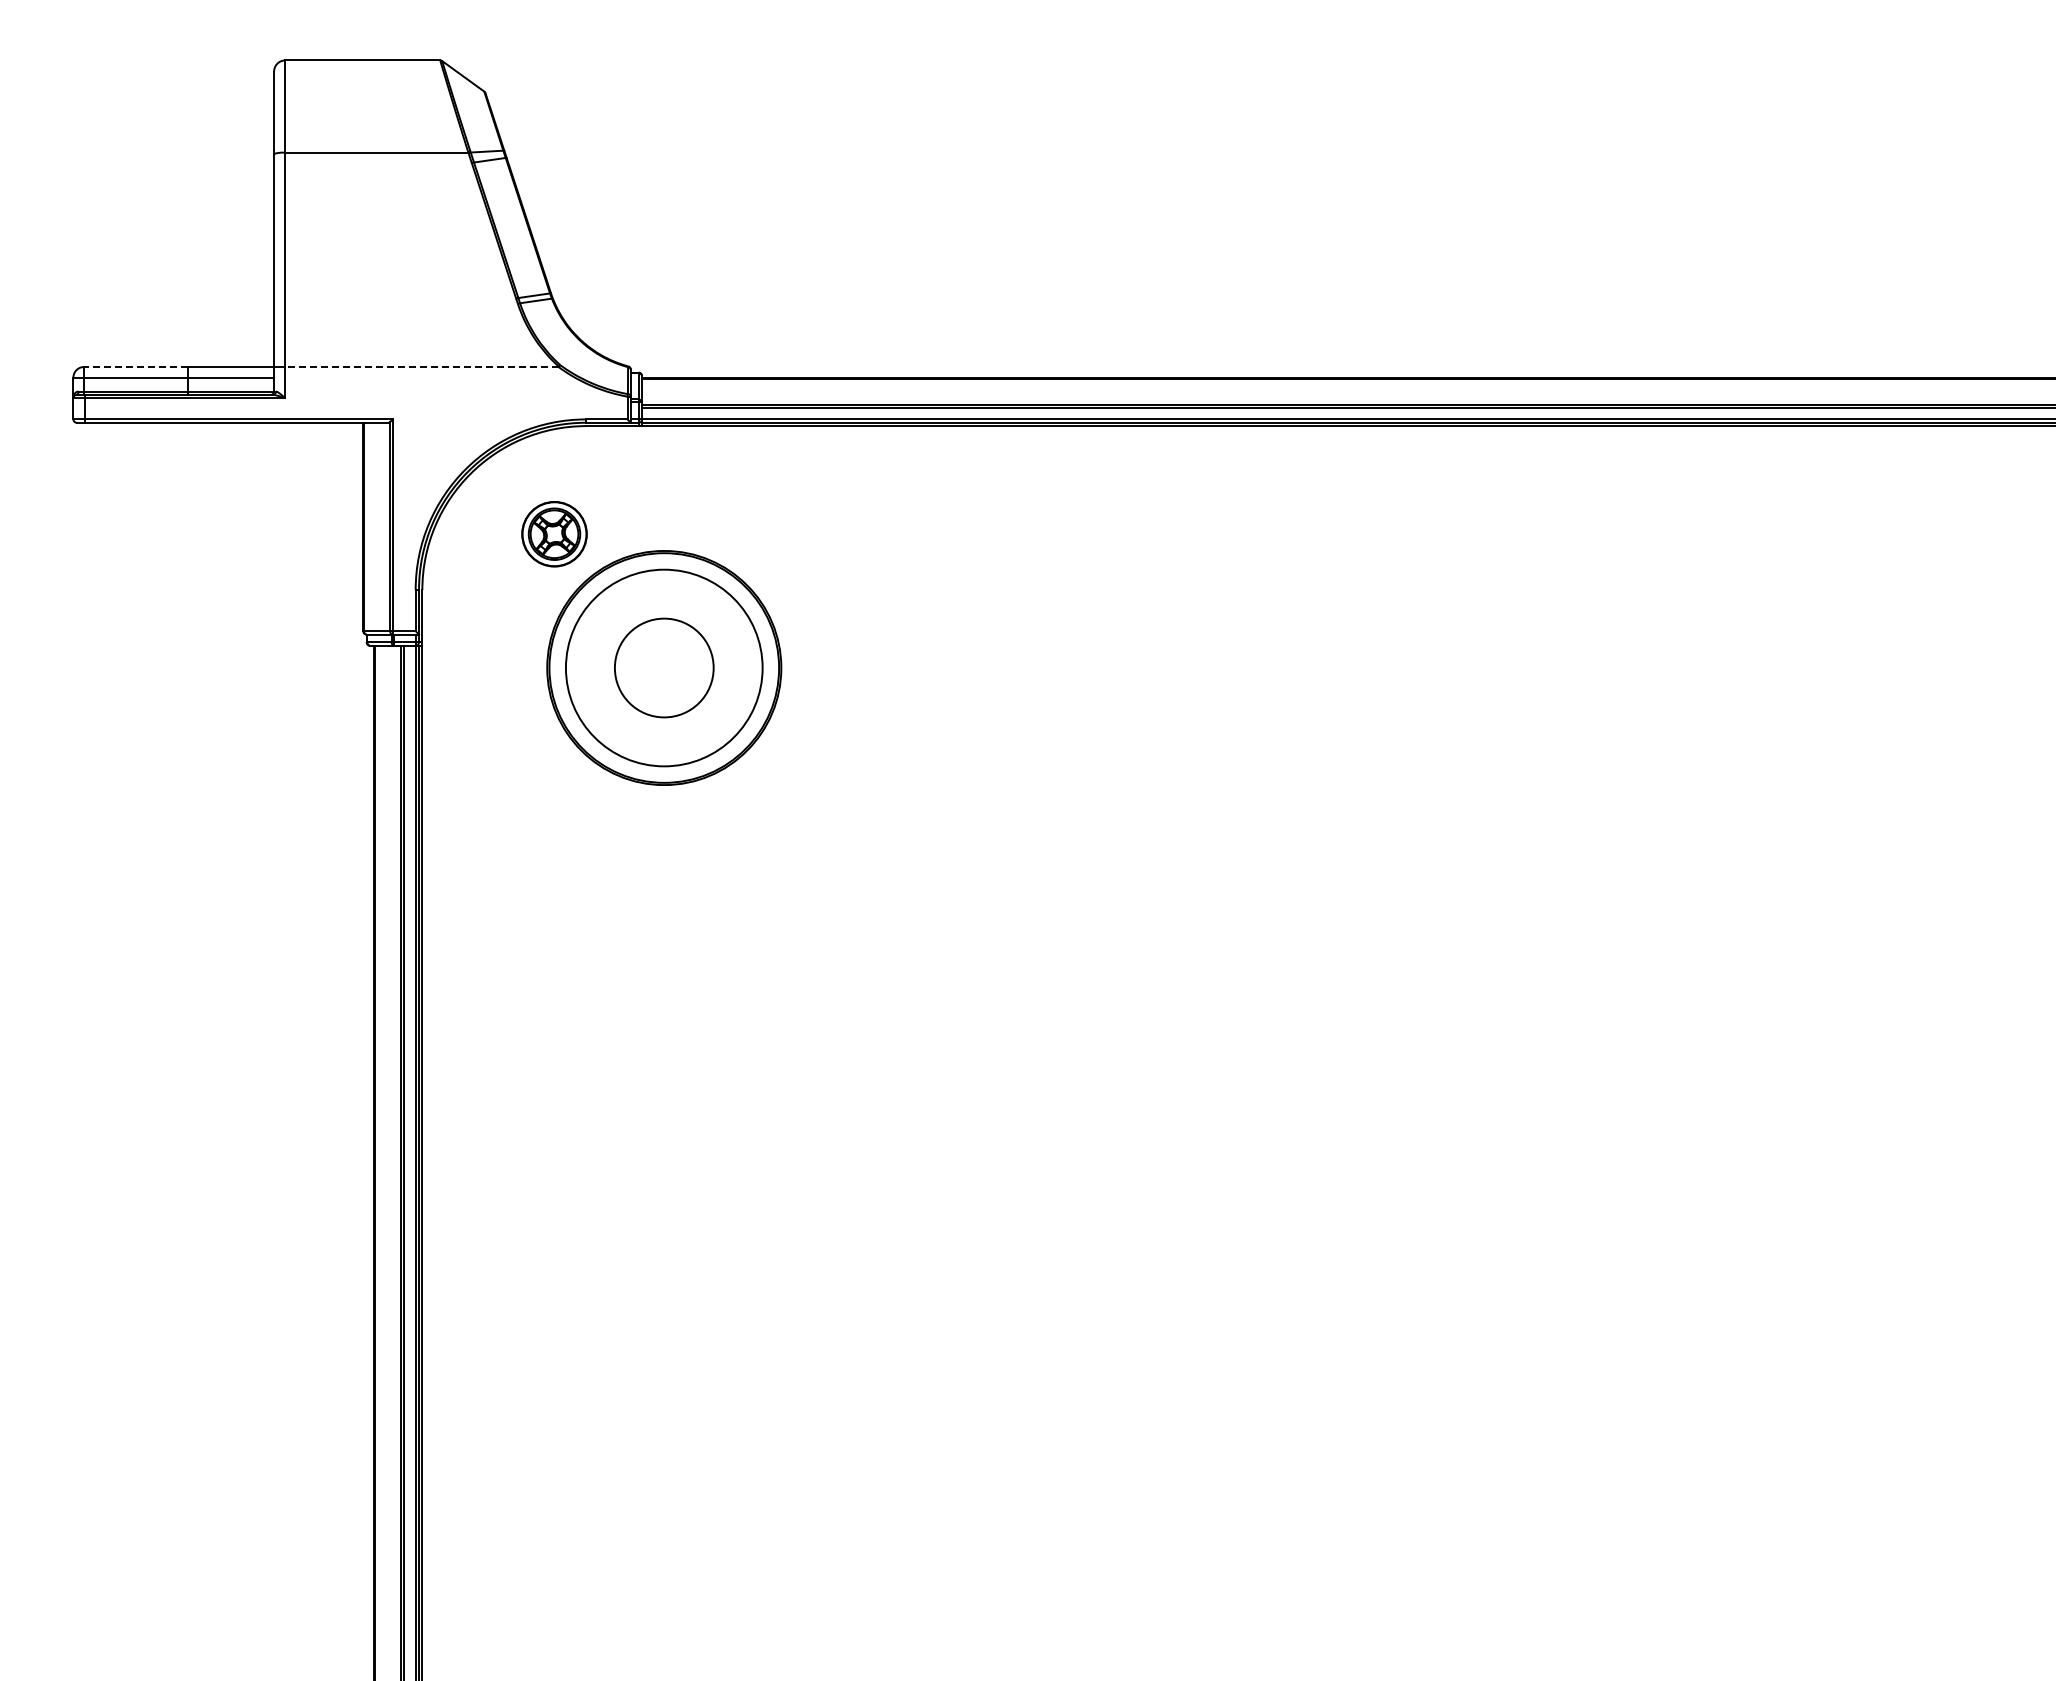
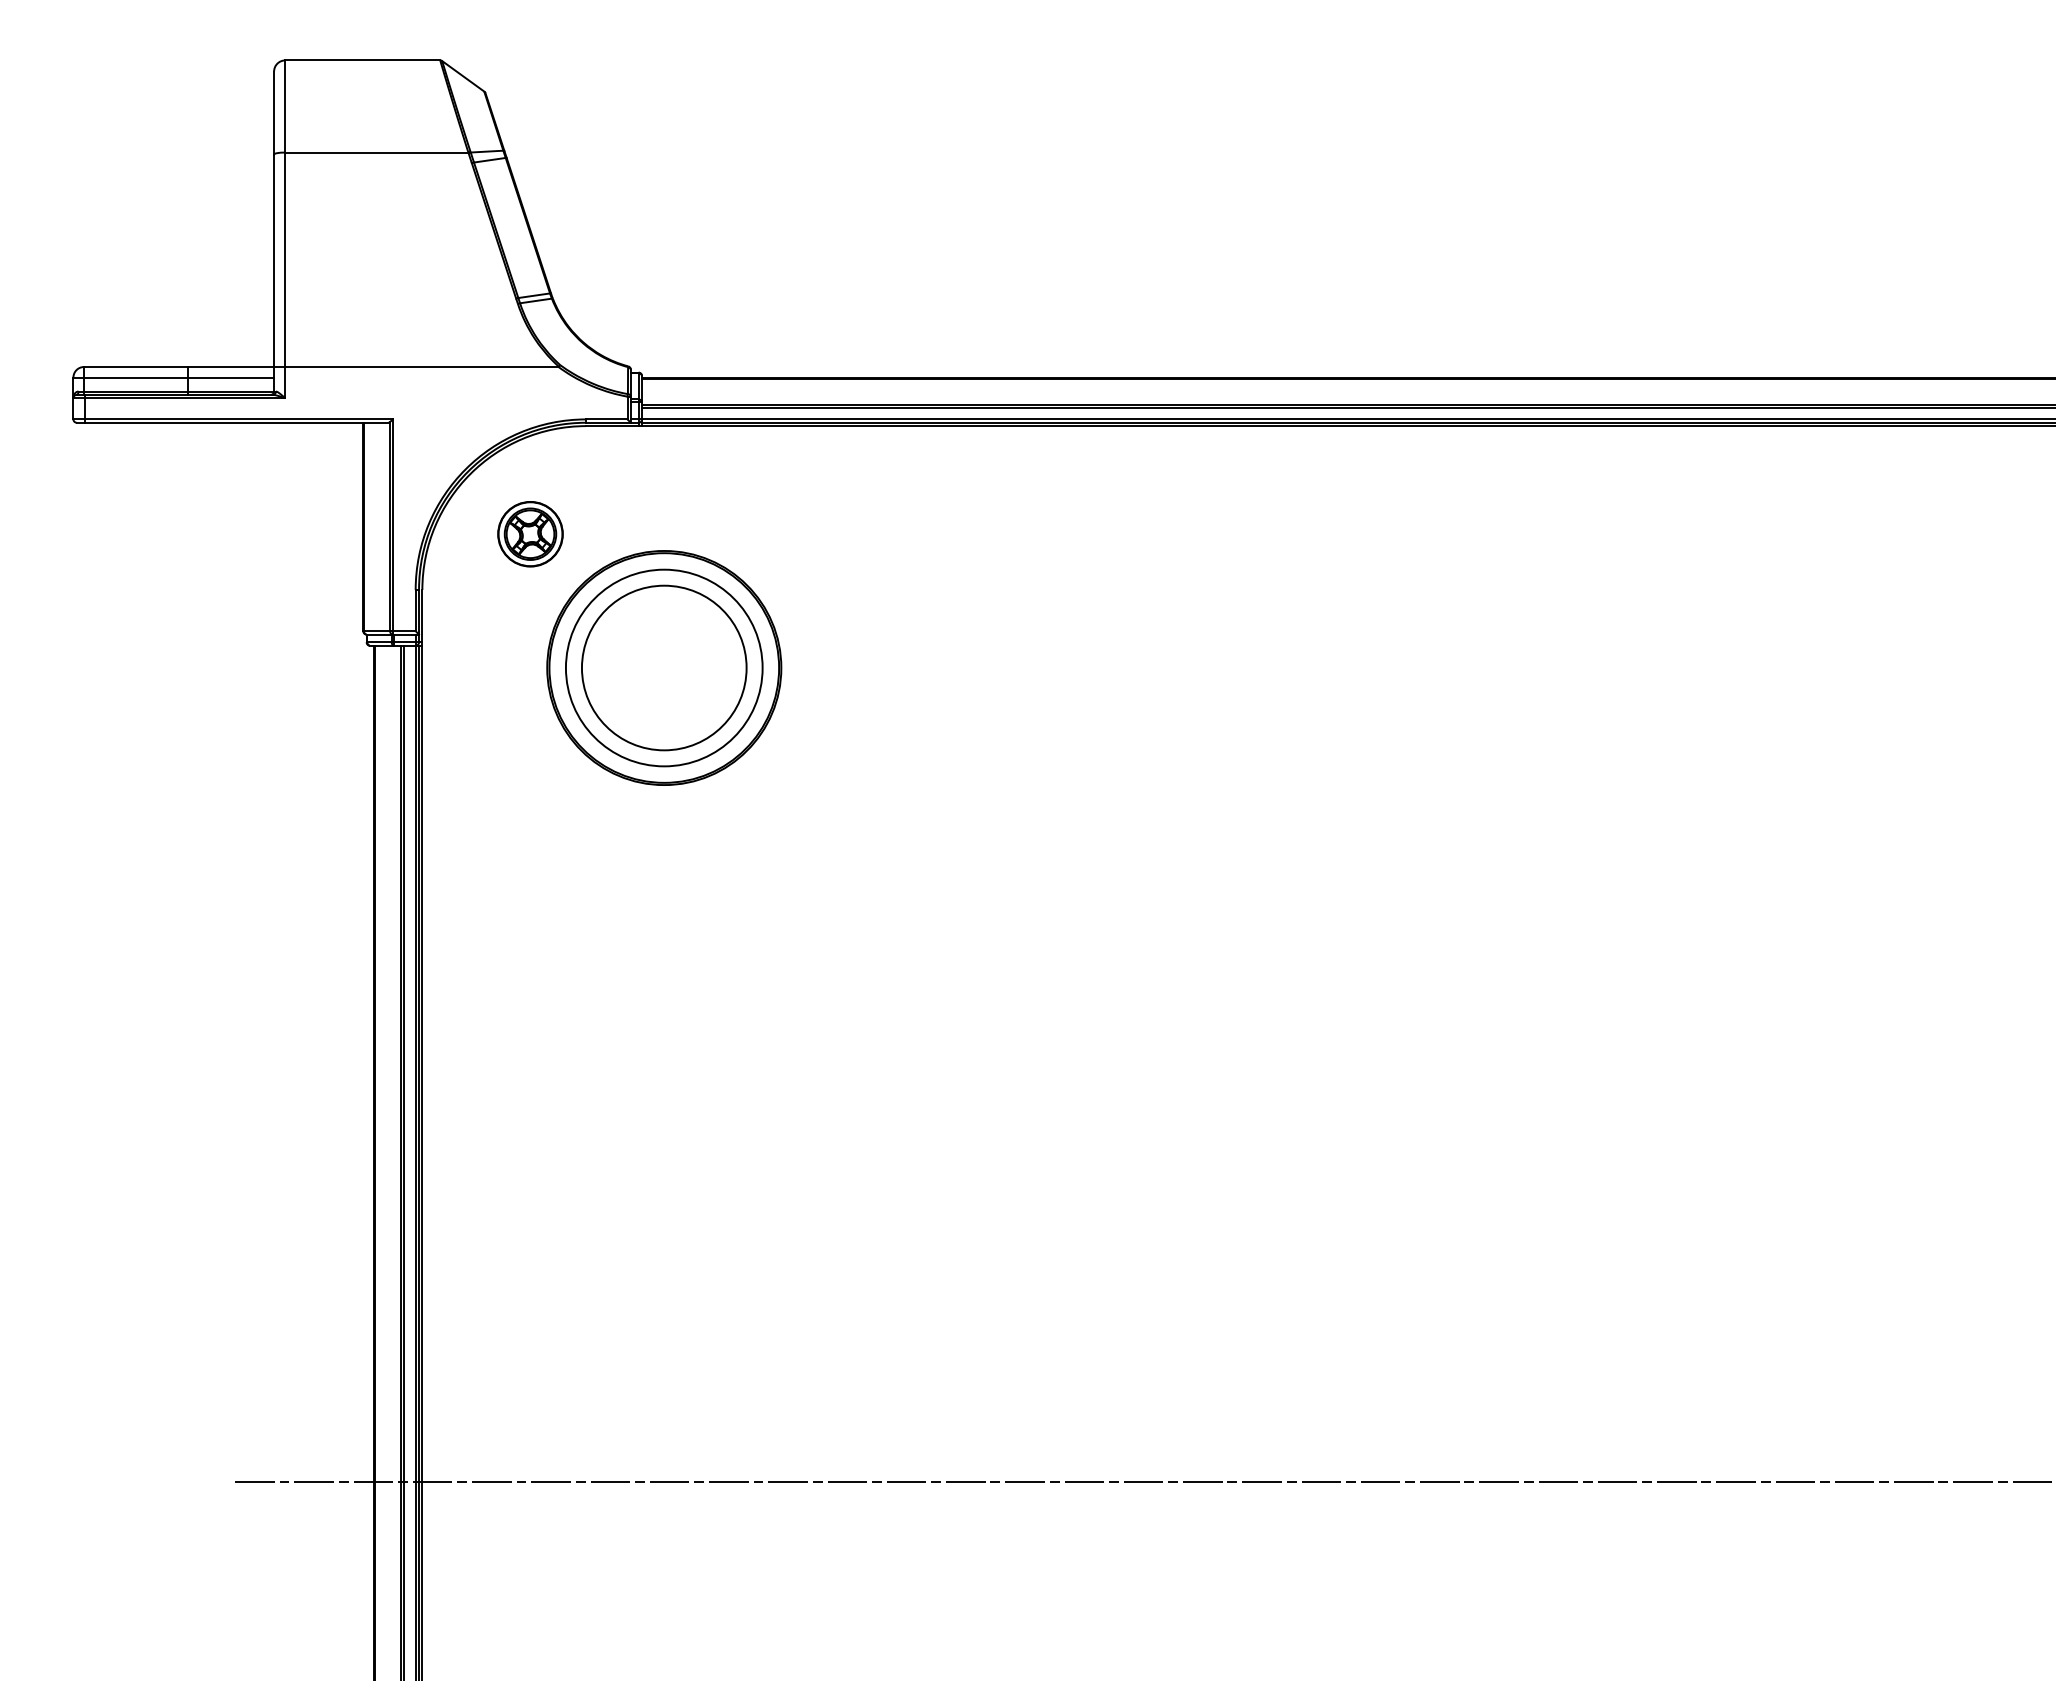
line: dashed -> solid (135, 367)
line: dashed -> solid (421, 367)
part position: (554, 534) -> (530, 534) (530, 534)
circle diameter: 99 px -> 165 px (663, 667)
line: none -> present (1143, 1481)
